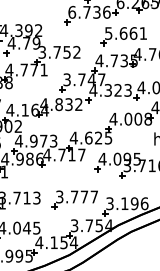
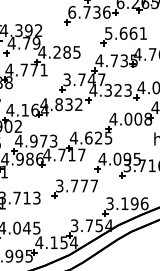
text: 3.752 -> 4.285 (59, 51)
part position: (74, 199) -> (74, 188) (74, 188)
